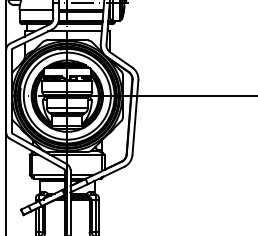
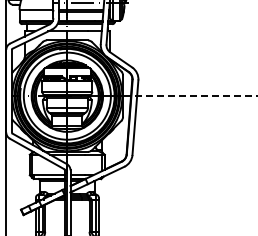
line: solid -> dashed (190, 96)
